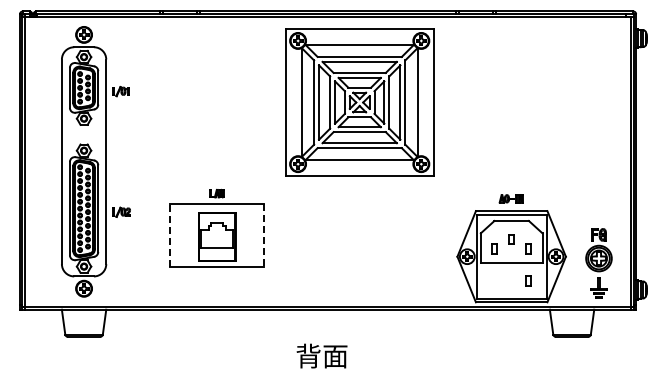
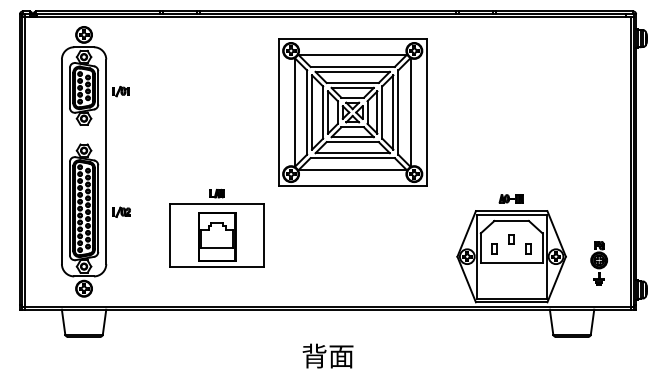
part position: (359, 102) -> (352, 112) (352, 112)
line: dashed -> solid (170, 235)
line: dashed -> solid (263, 236)
part size: 28x71 px -> 19x45 px (599, 263)
part: present -> none (528, 280)
text position: (321, 355) -> (327, 355) (327, 355)
